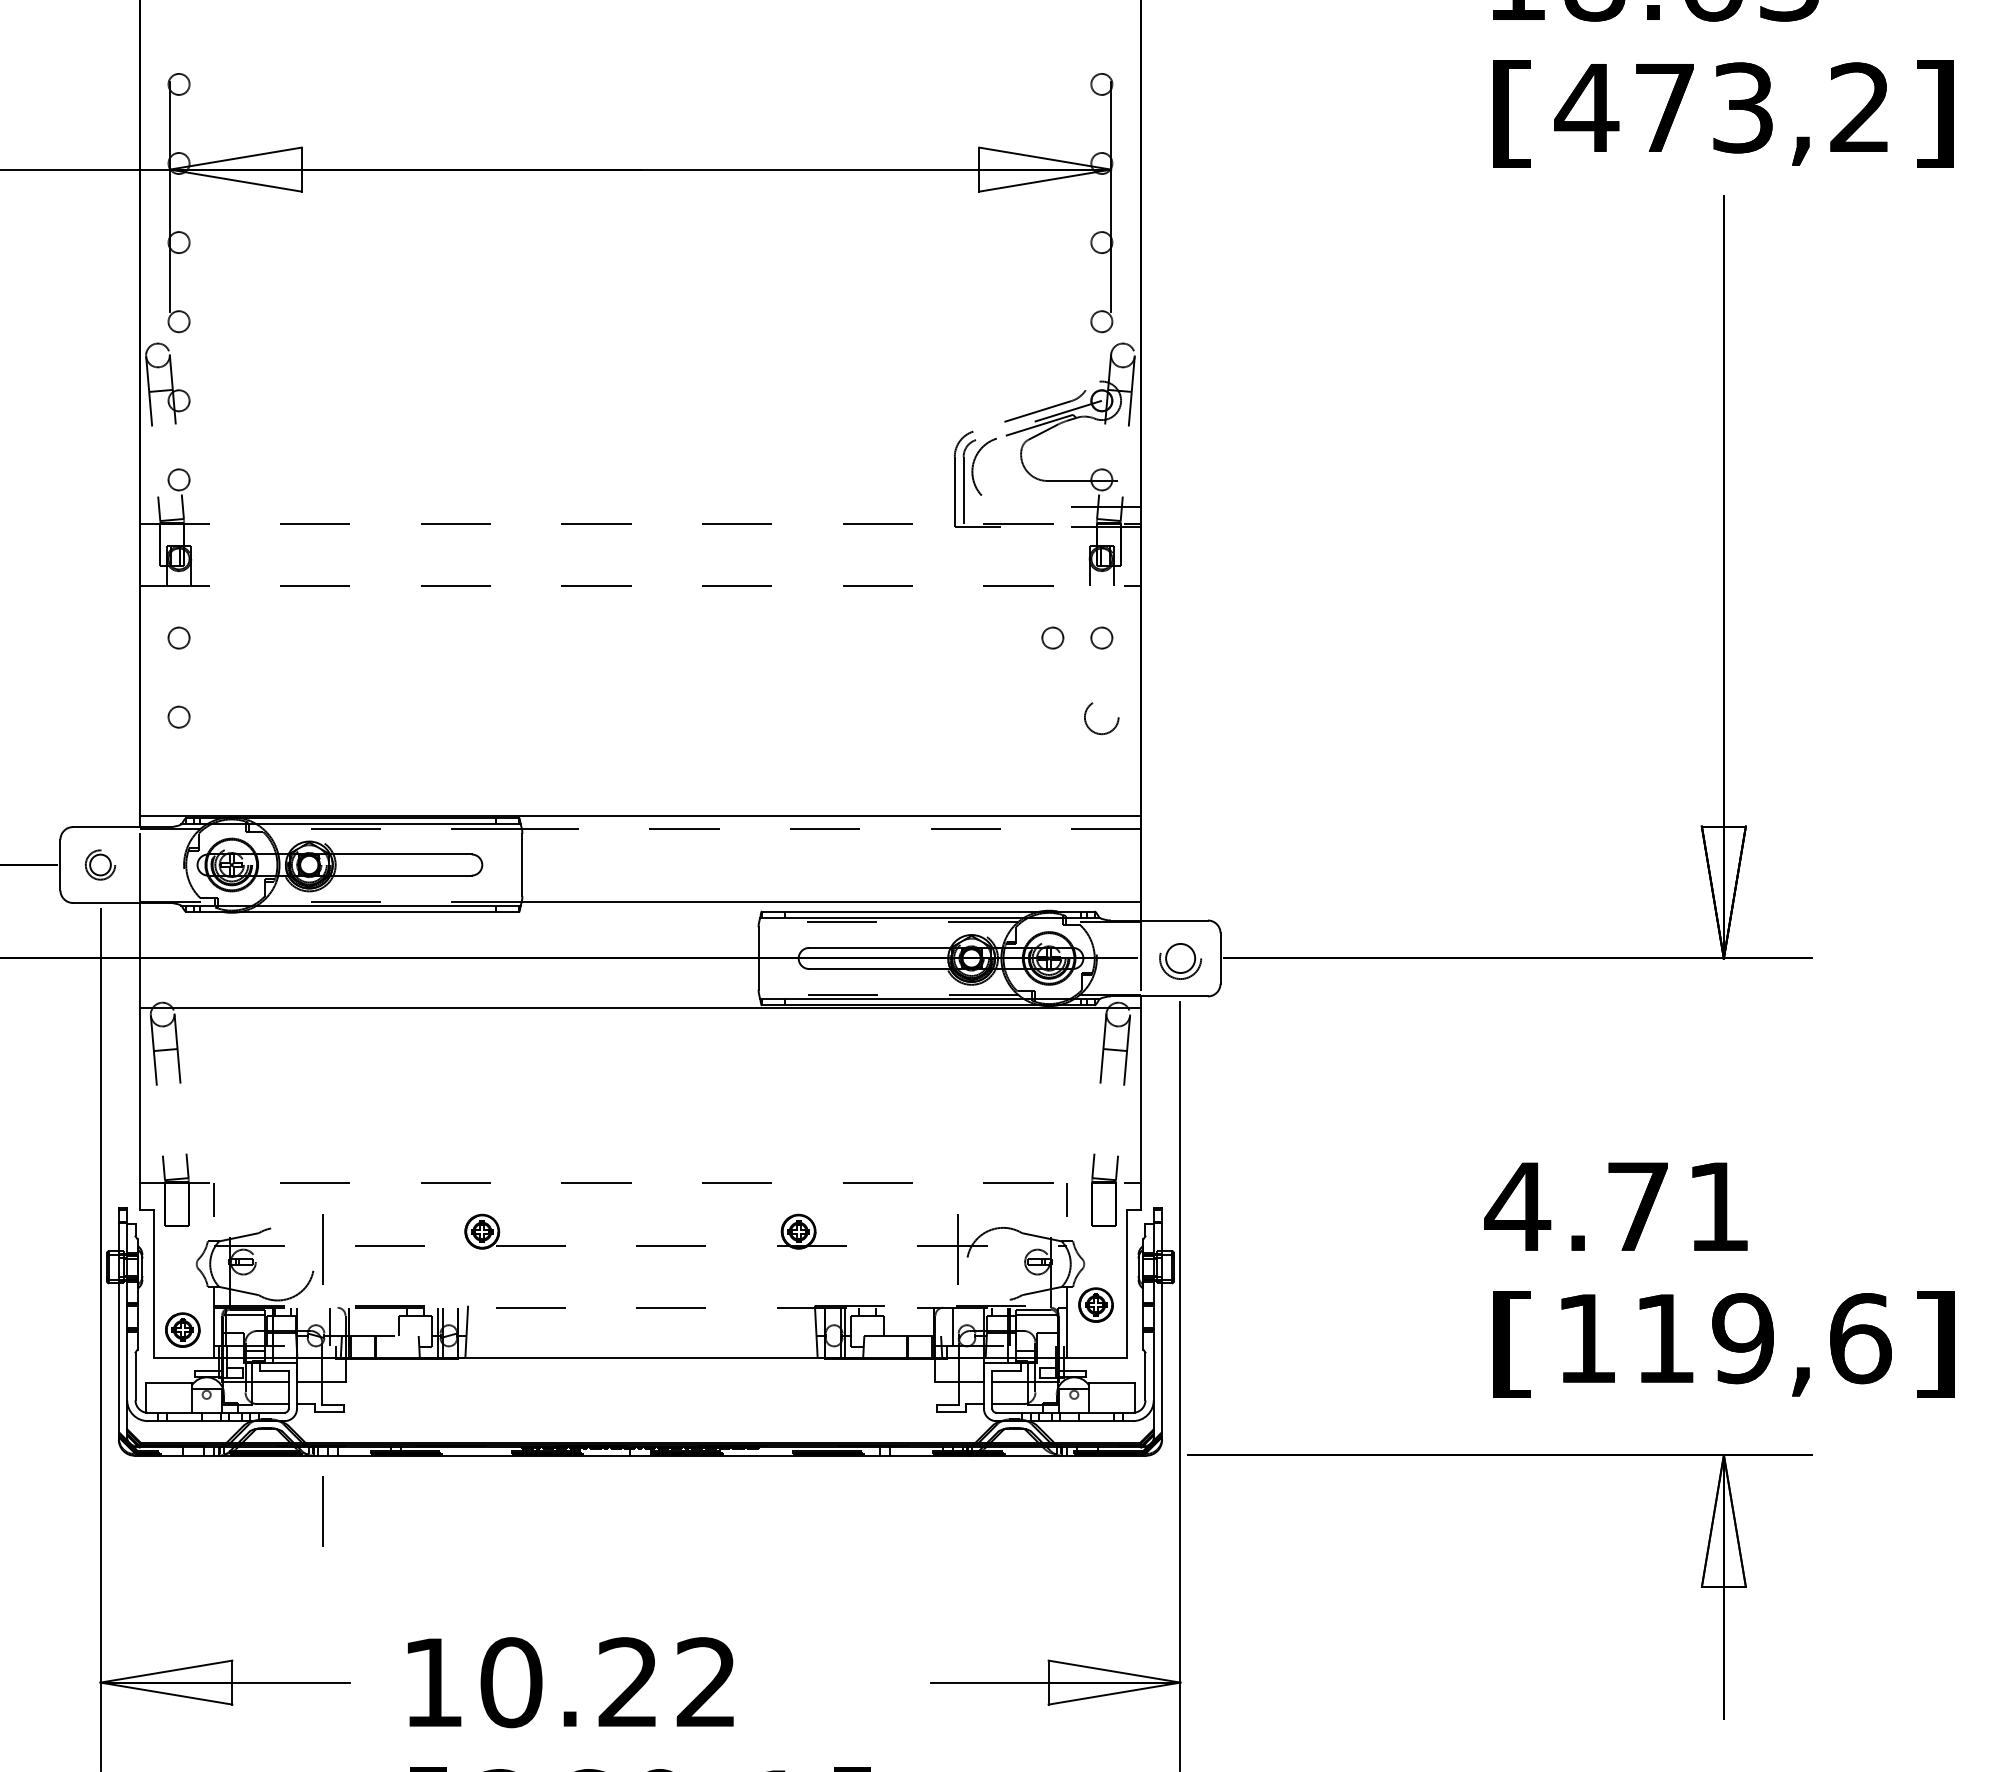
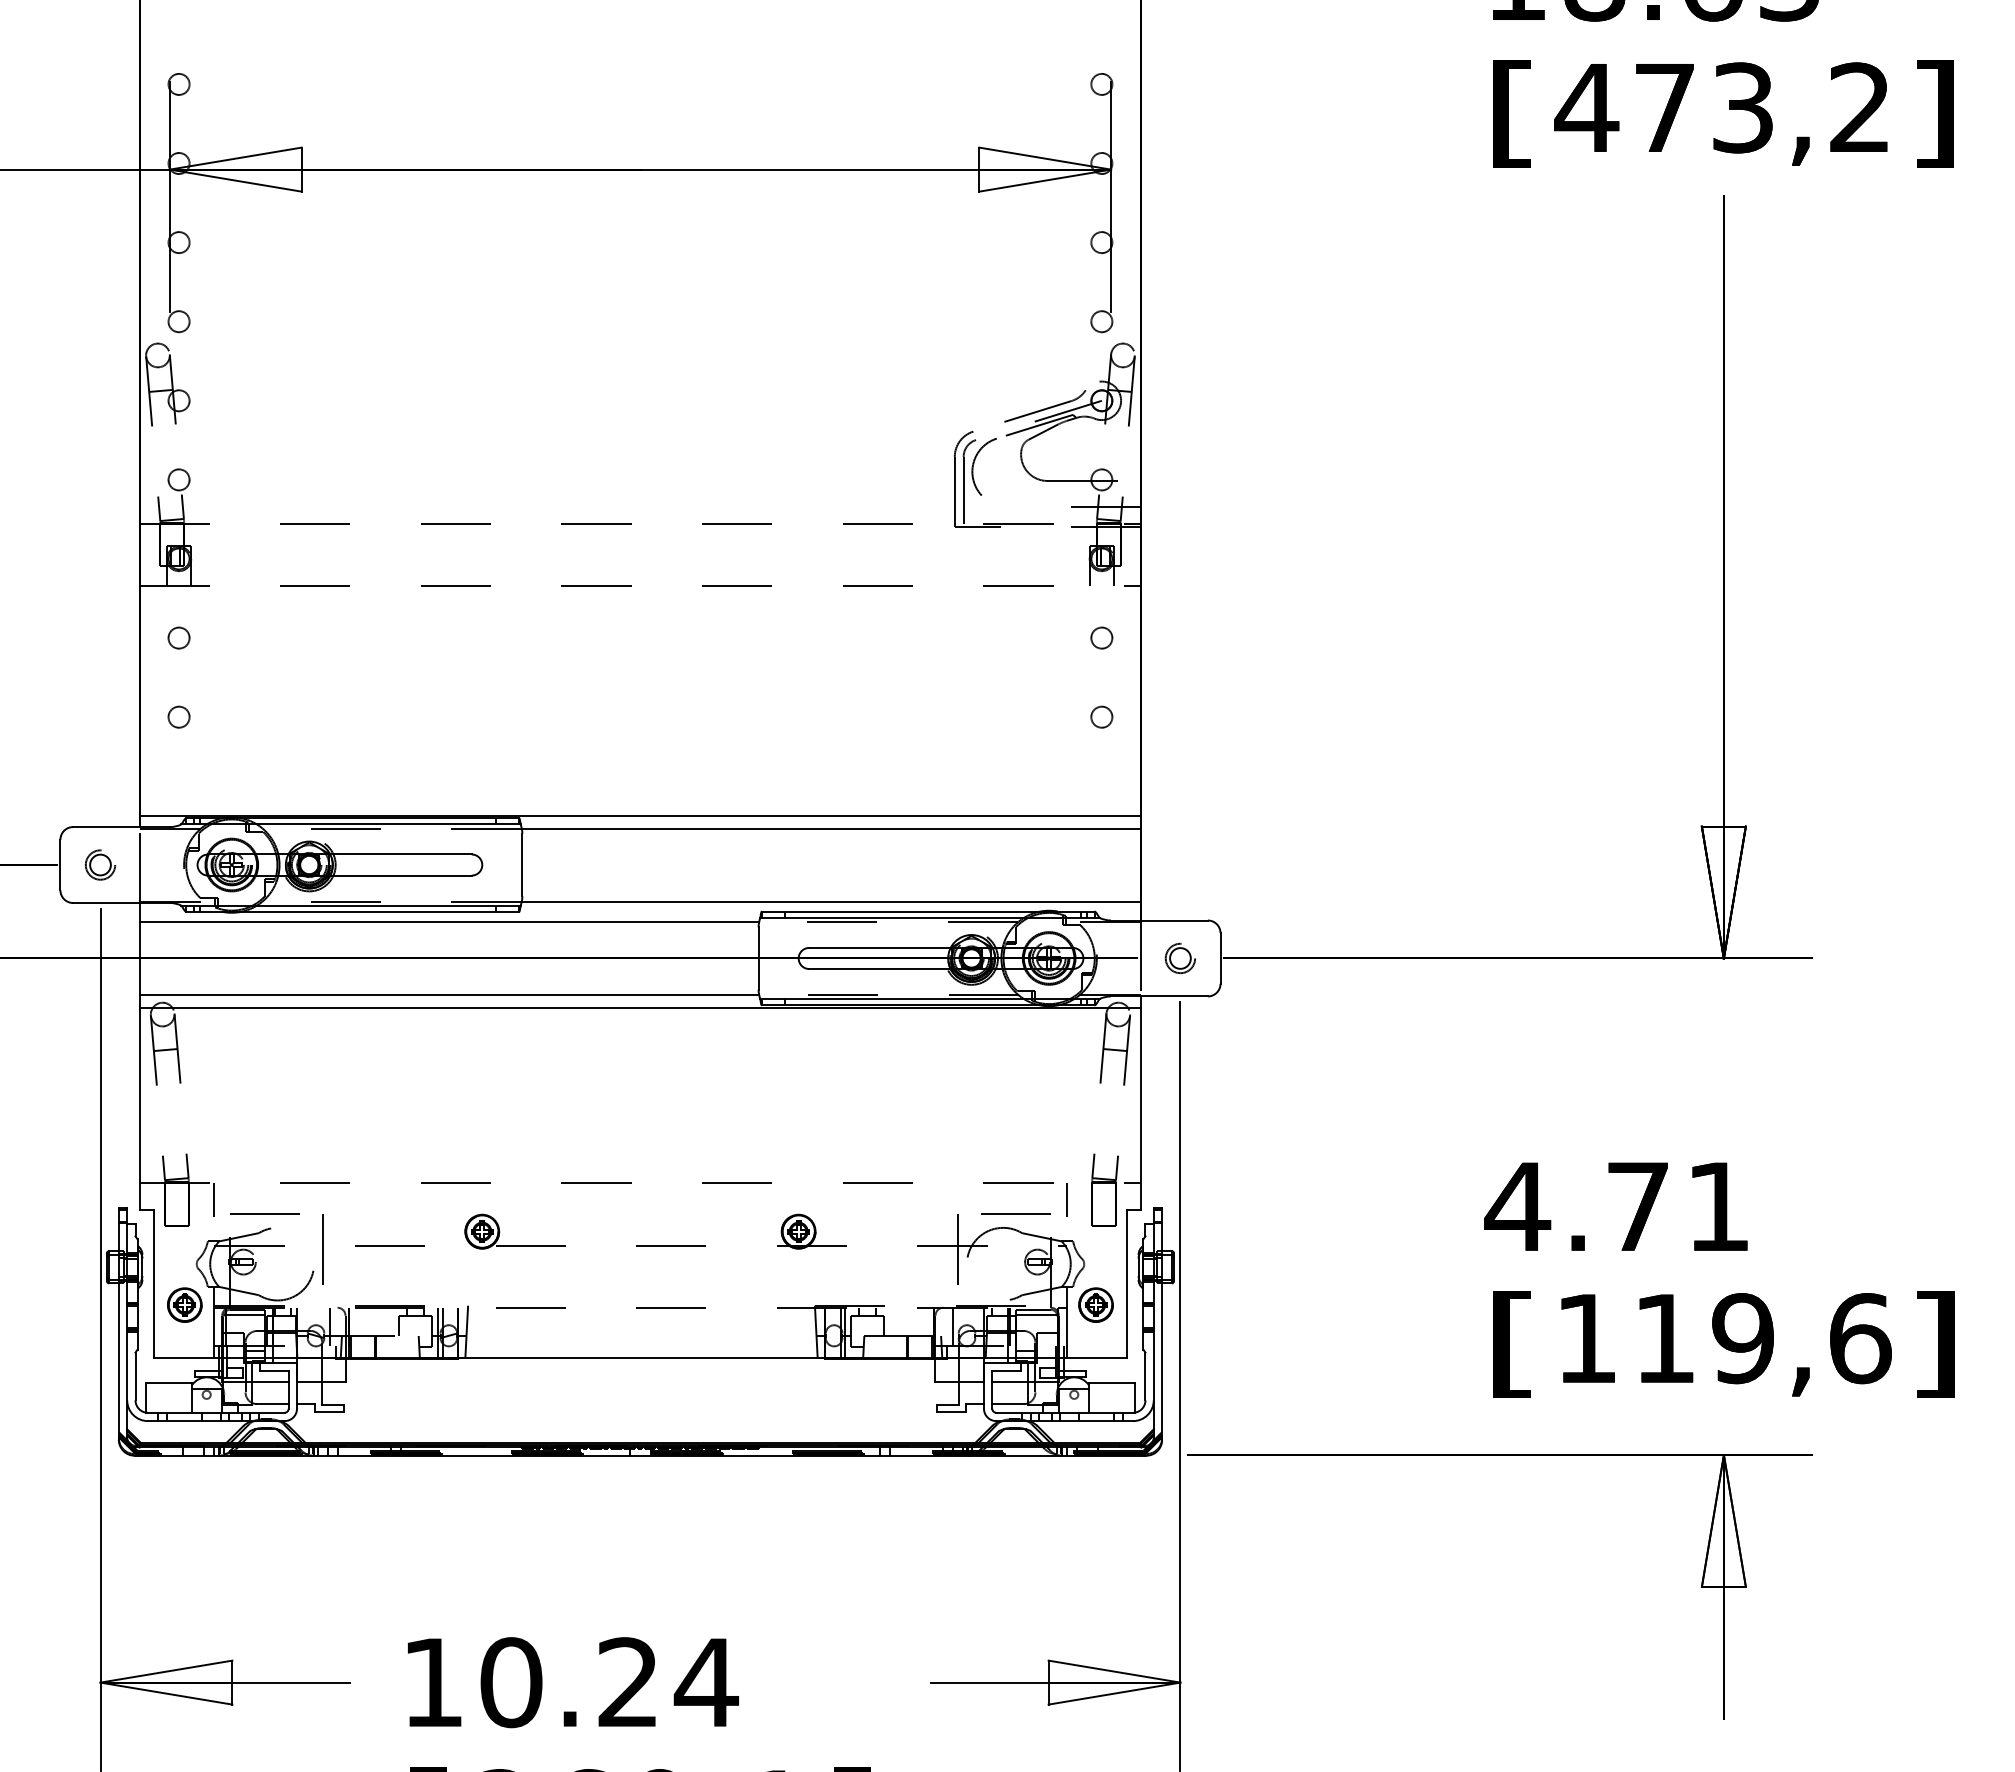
circle: present -> none (1052, 637)
circle size: 36x34 px -> 24x24 px (1101, 716)
line: dashed -> solid (831, 828)
line: none -> present (449, 922)
part size: 44x37 px -> 32x33 px (1179, 958)
line: none -> present (449, 995)
line: none -> present (264, 1213)
line: none -> present (1015, 1213)
part position: (182, 1329) -> (184, 1304) (184, 1304)
line: present -> none (322, 1511)
text: 10.22 -> 10.24 (705, 1681)
